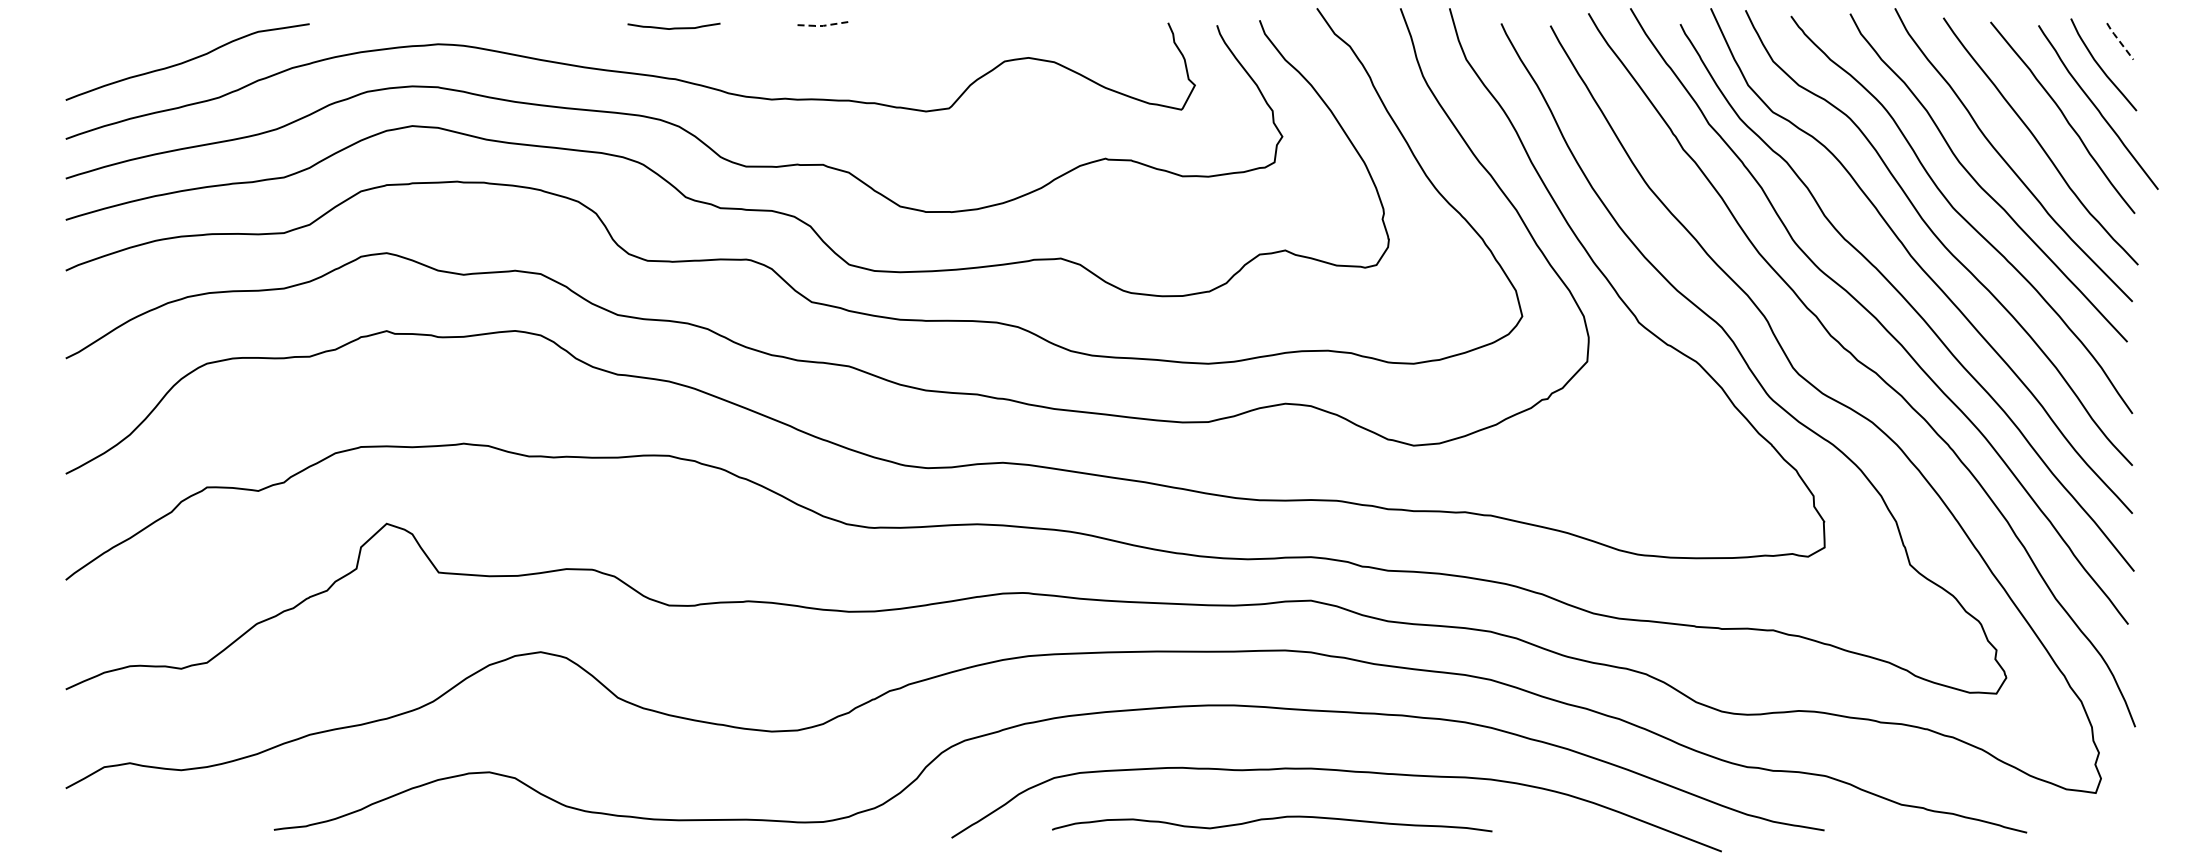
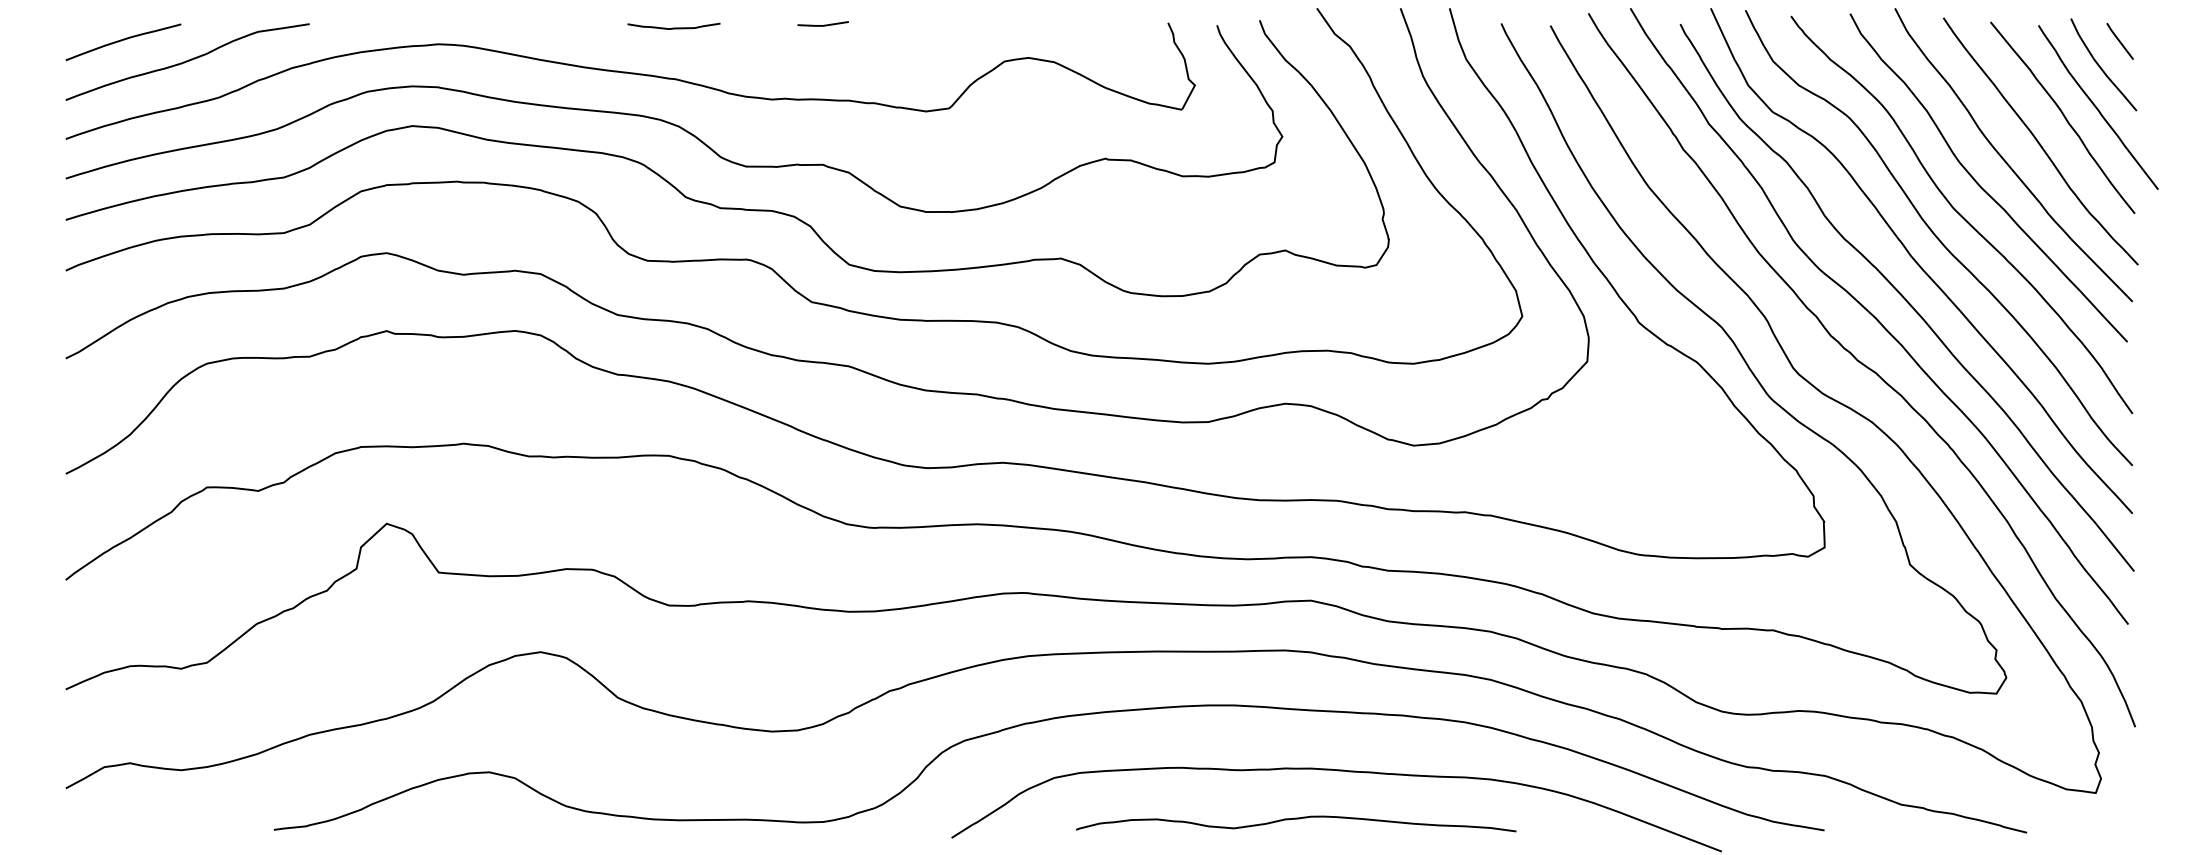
line: dashed -> solid (823, 25)
curve: none -> present (123, 40)
line: dashed -> solid (2119, 41)
curve position: (1272, 819) -> (1296, 819) (1296, 819)
